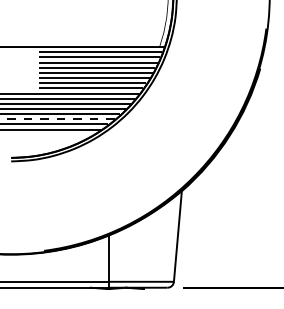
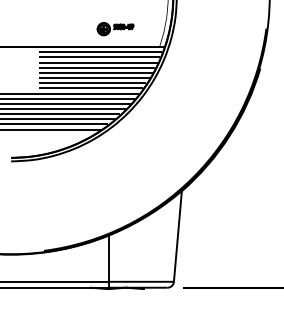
part: none -> present (115, 29)
line: dashed -> solid (57, 119)
